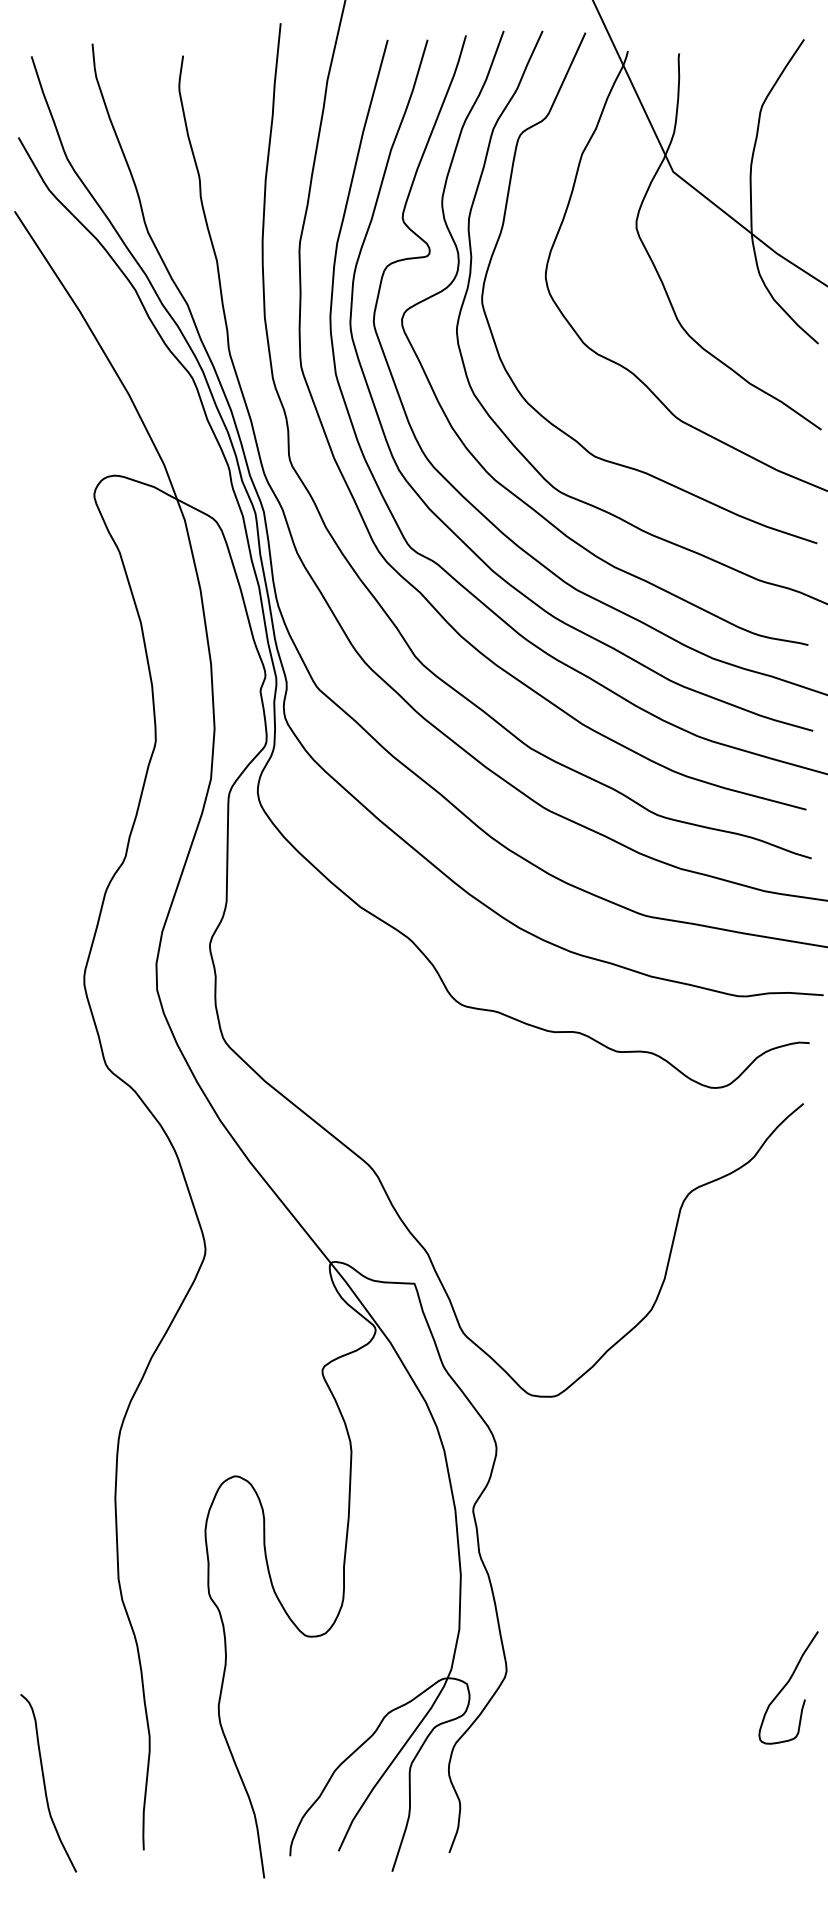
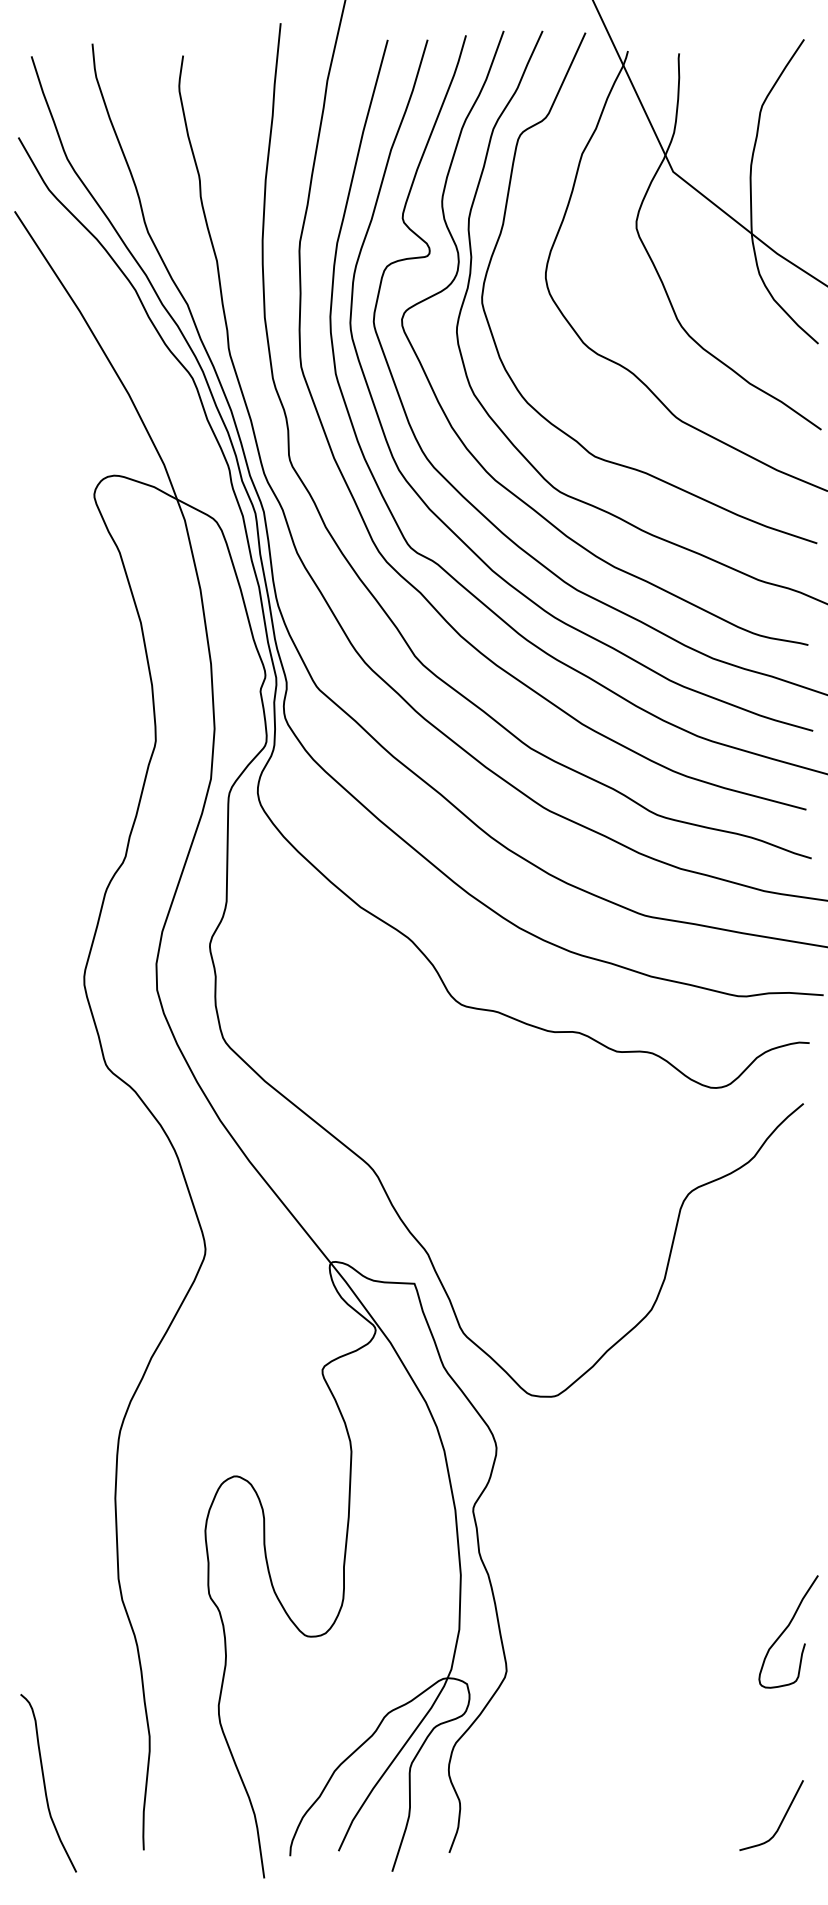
curve position: (786, 1685) -> (786, 1629) (786, 1629)
curve: none -> present (781, 1820)
